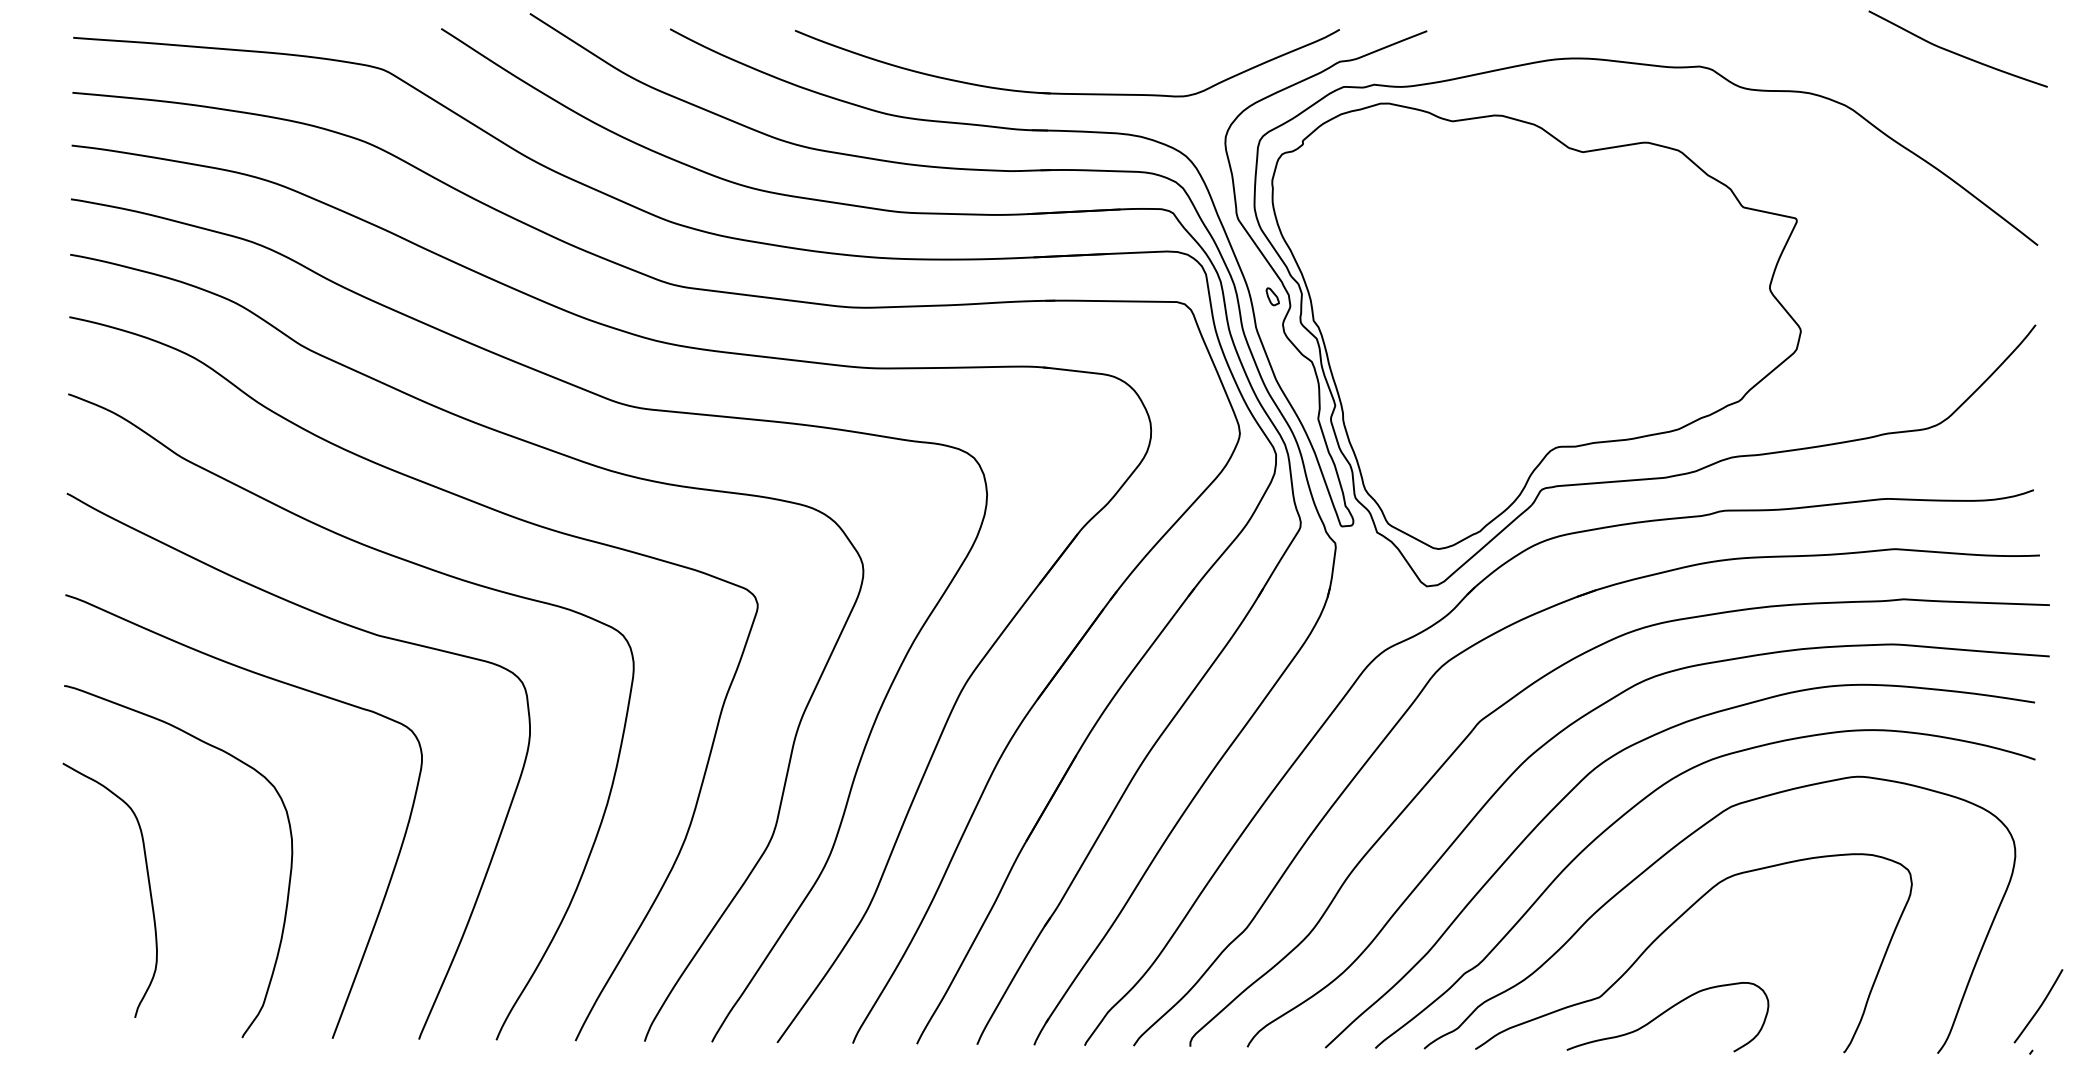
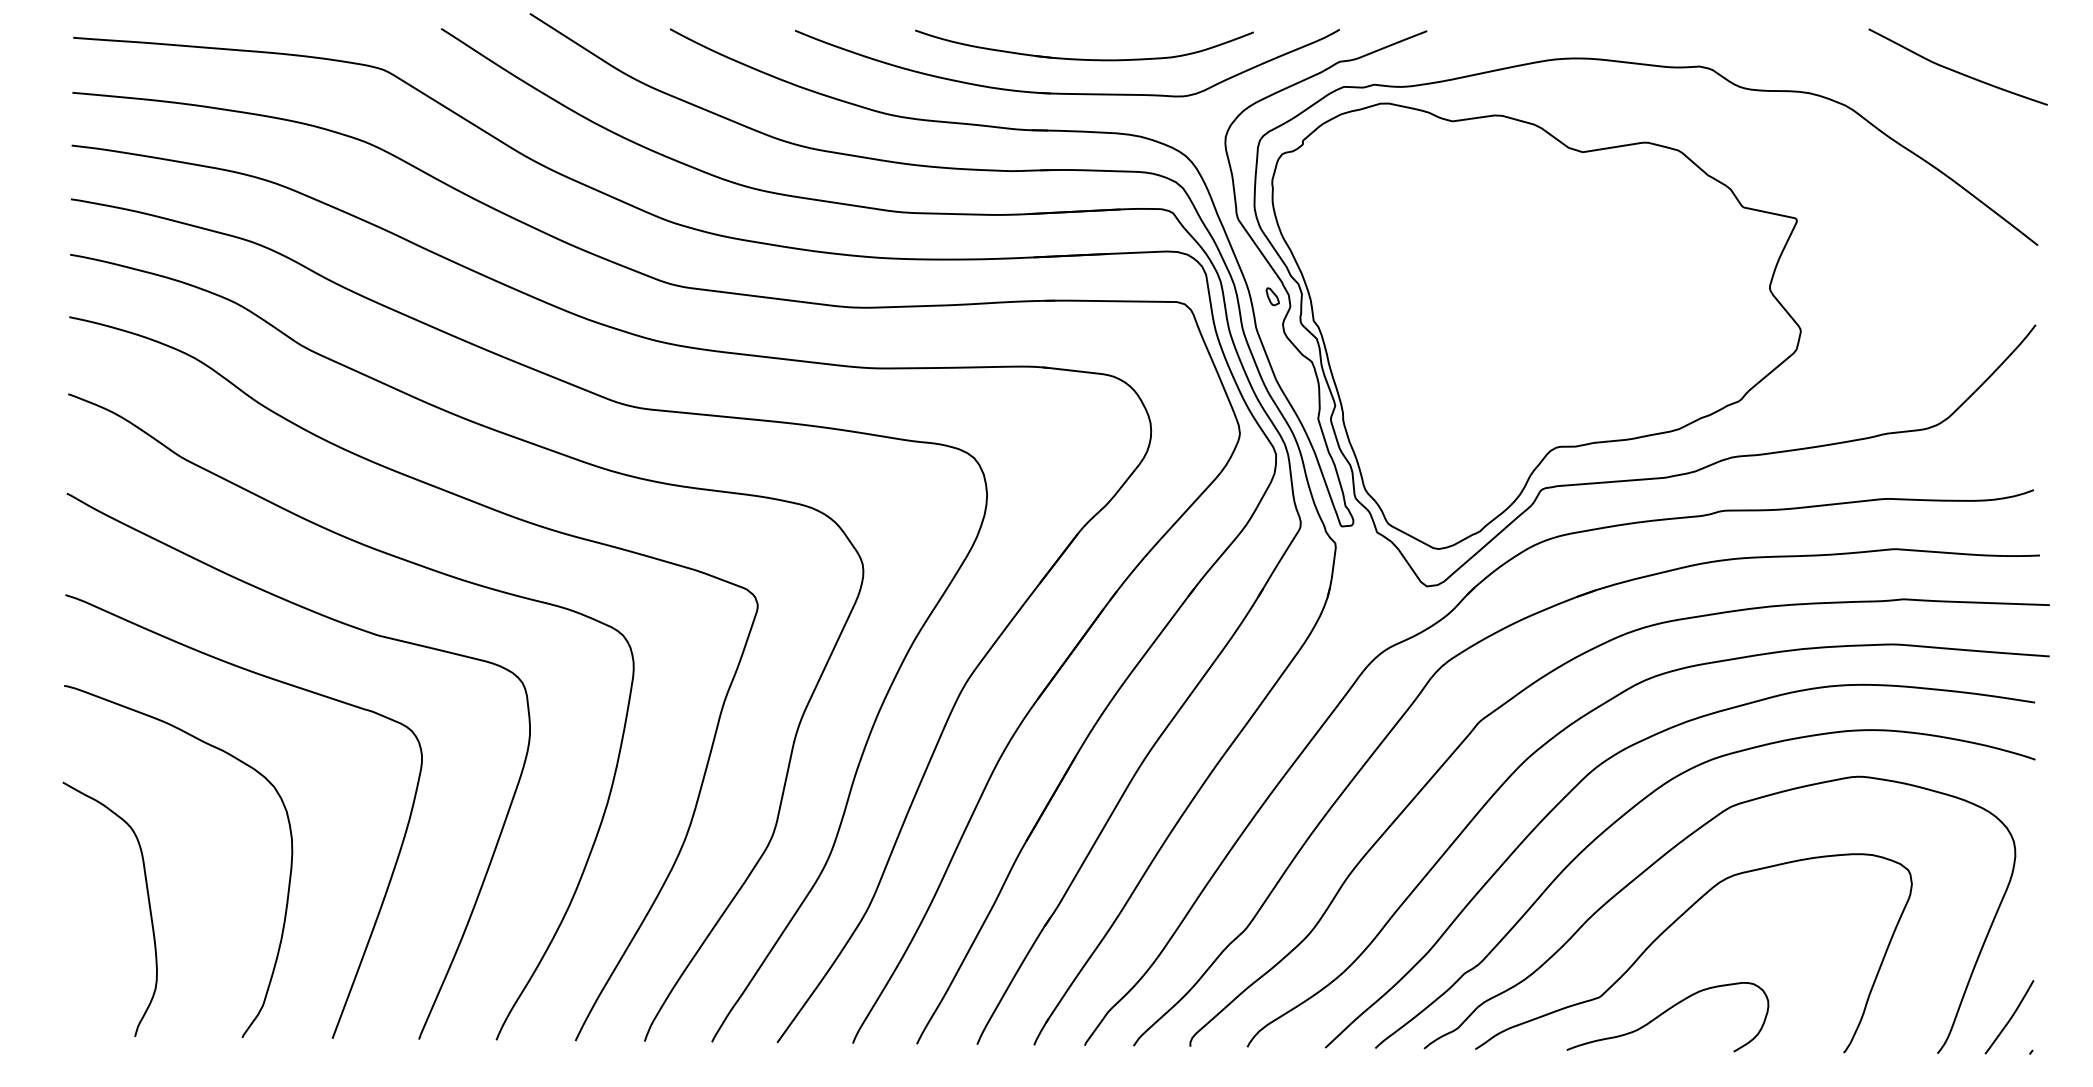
curve position: (1956, 52) -> (1956, 70) (1956, 70)
part: none -> present (1083, 58)
curve position: (148, 886) -> (148, 905) (148, 905)
curve position: (2039, 1006) -> (2010, 1017) (2010, 1017)
